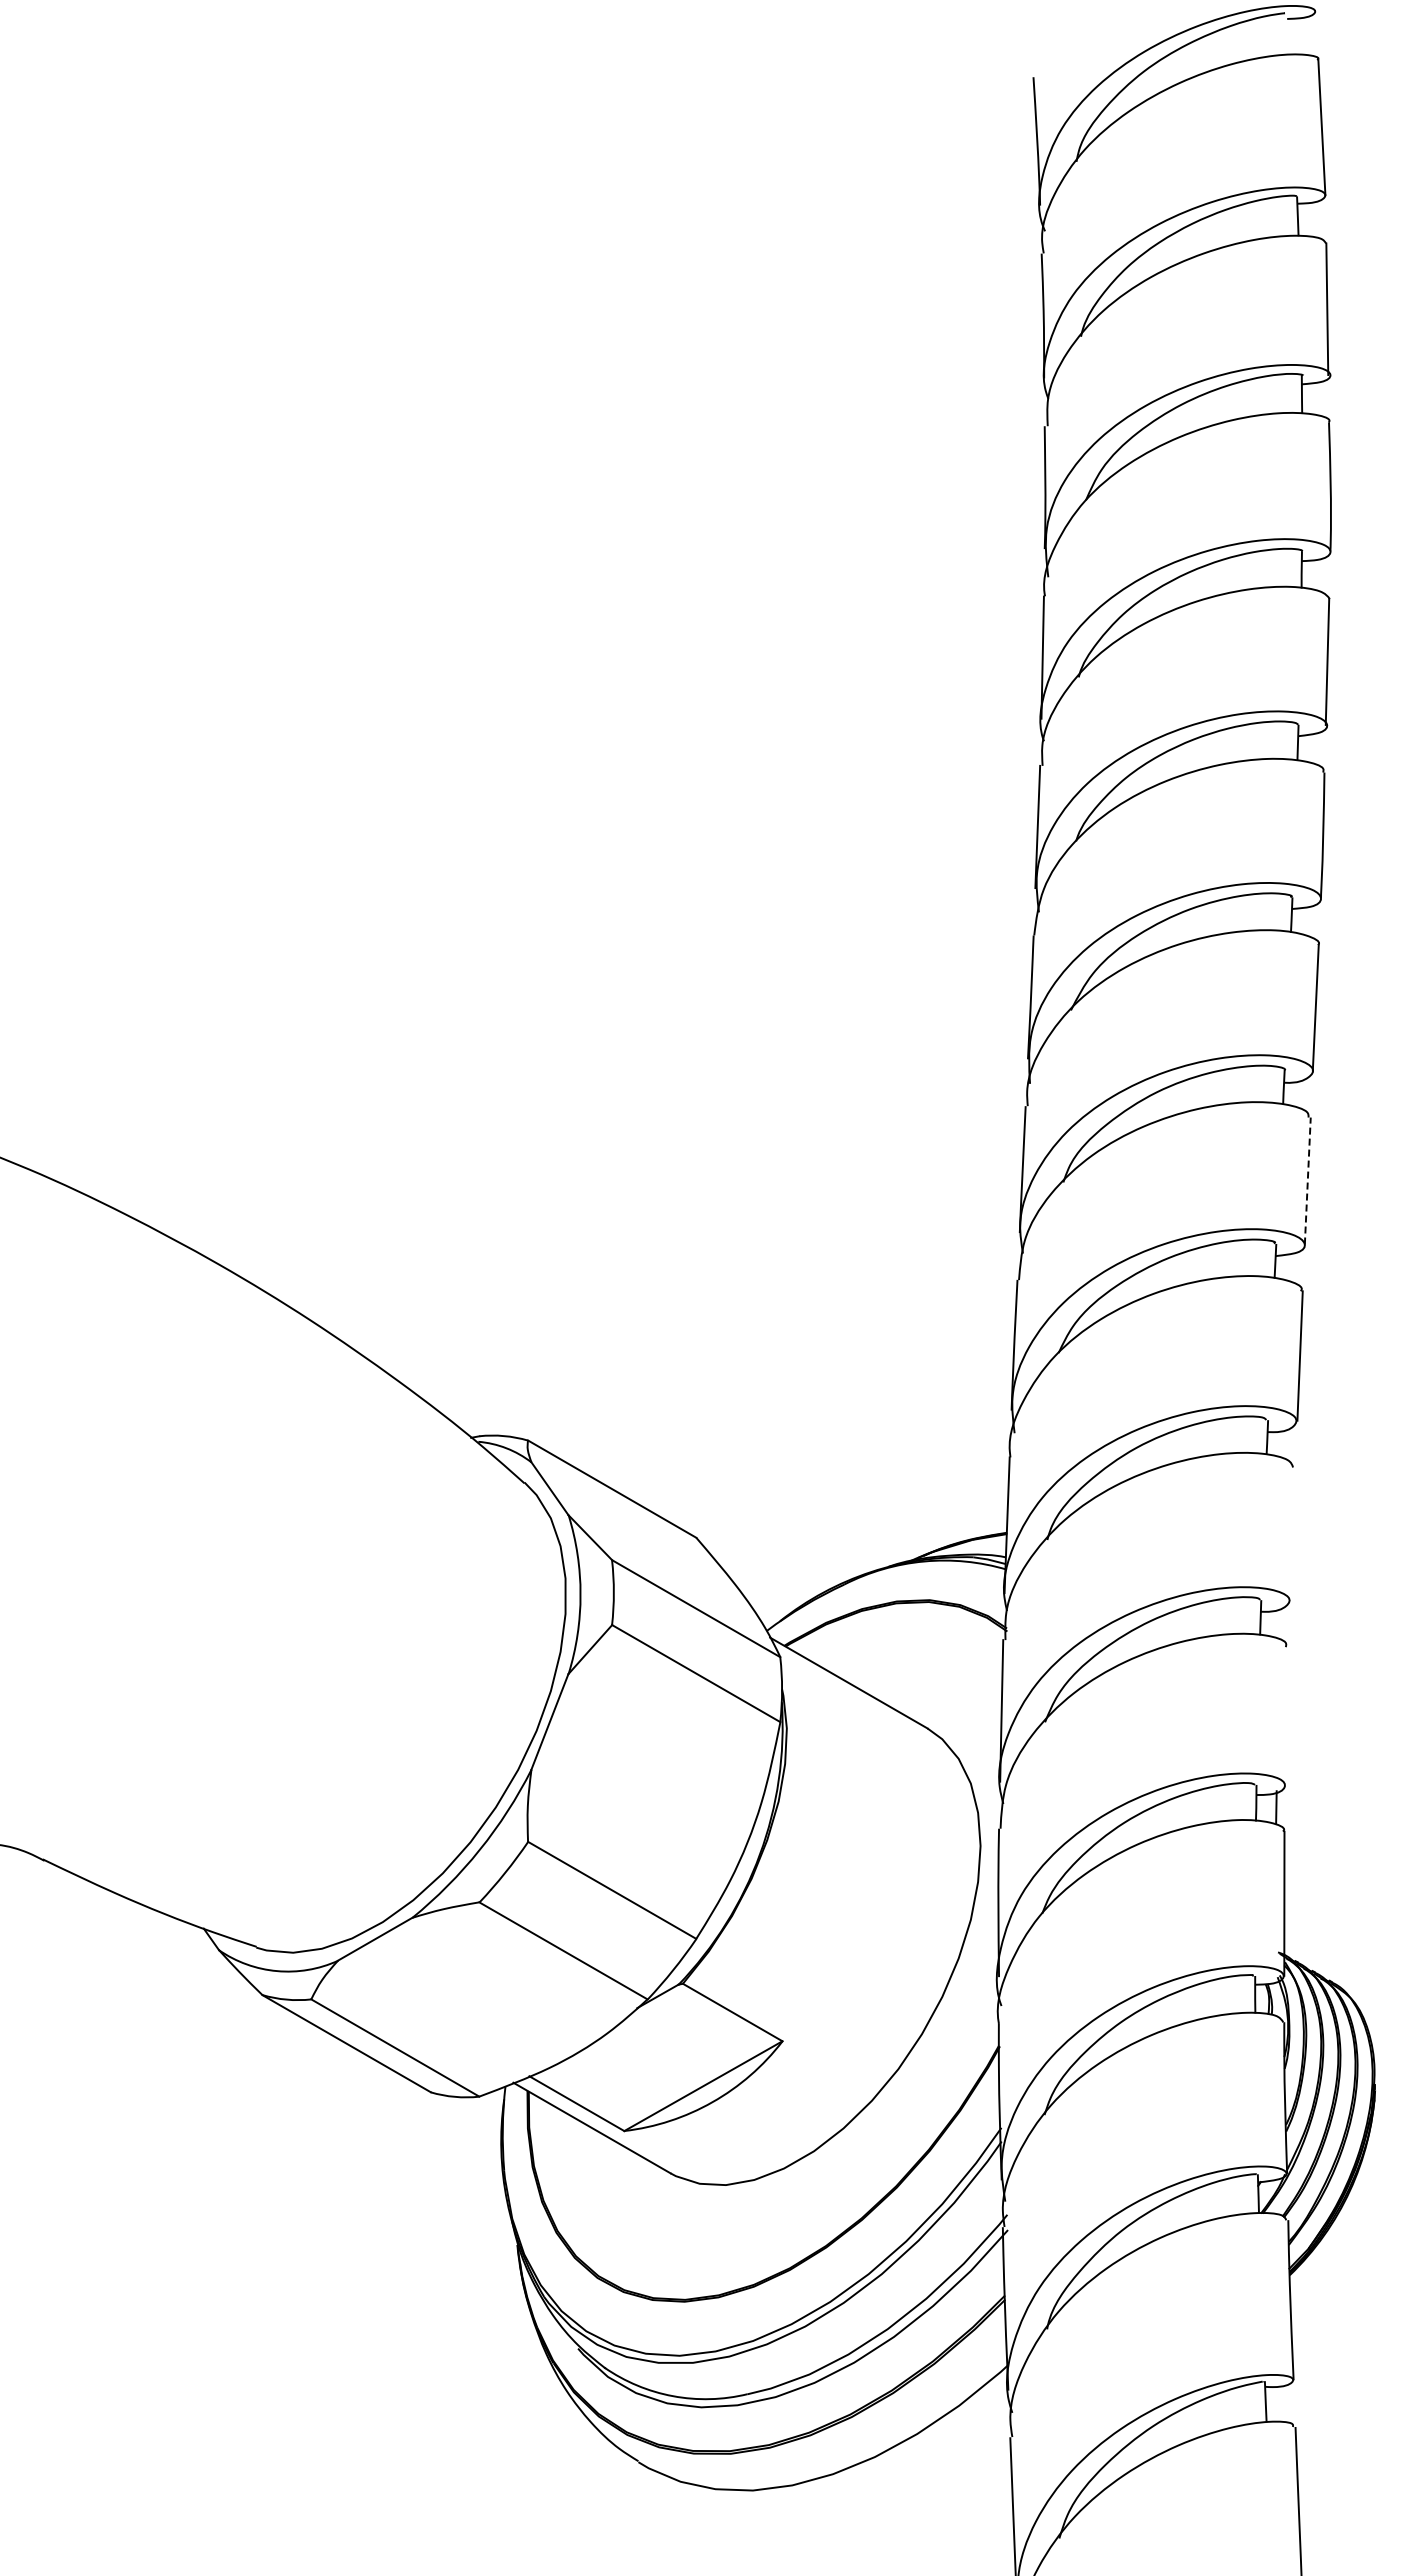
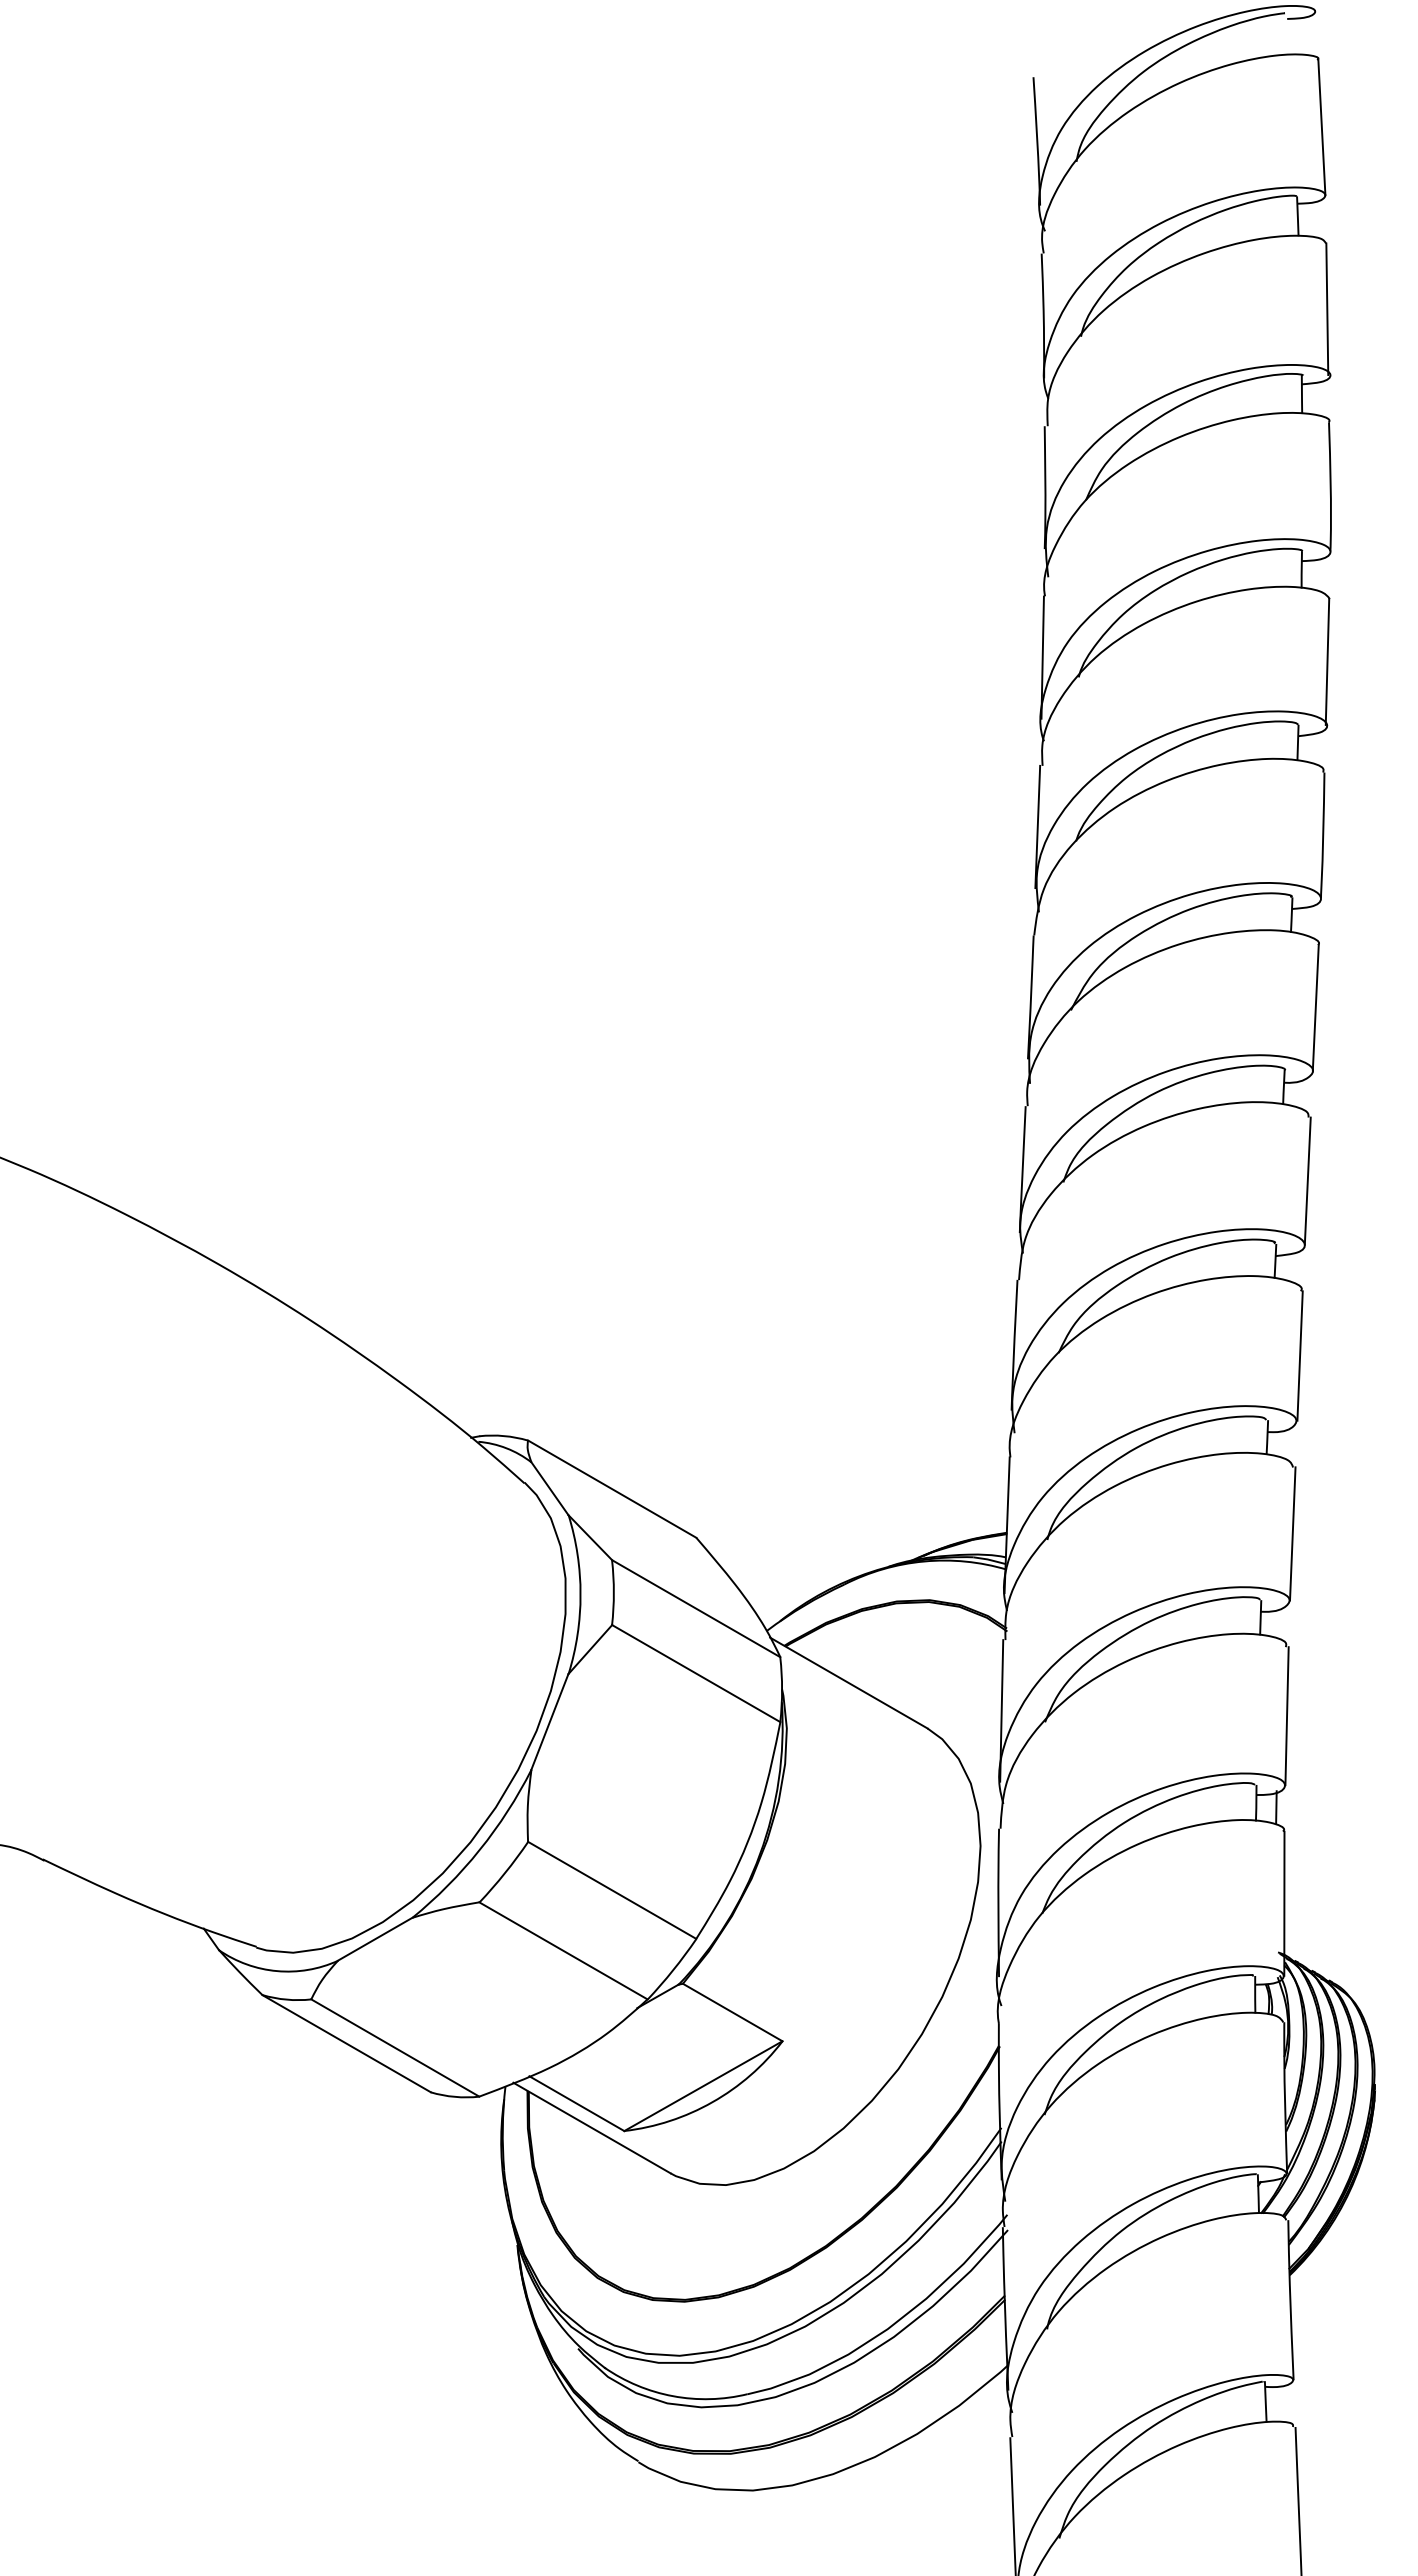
line: dashed -> solid (1307, 1181)
line: none -> present (1292, 1533)
line: none -> present (1286, 1716)
